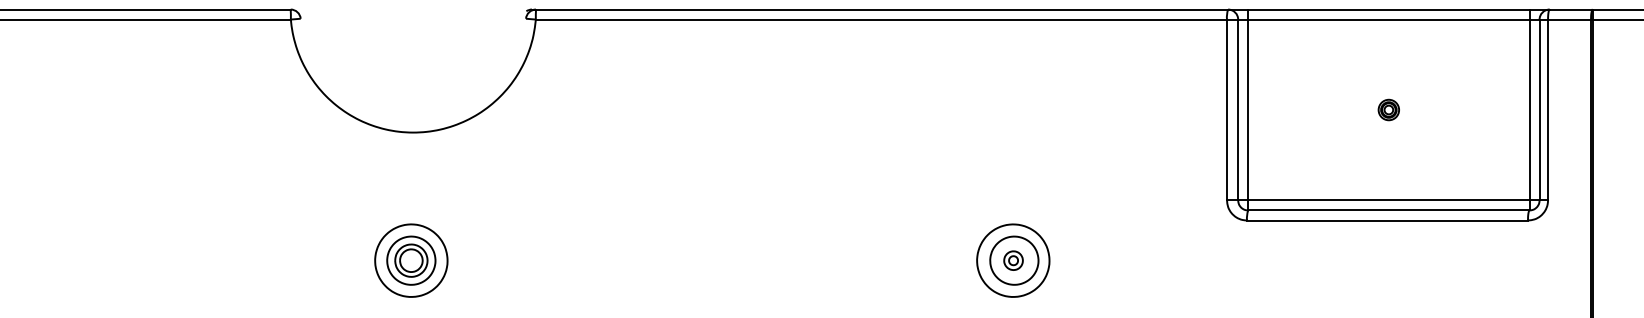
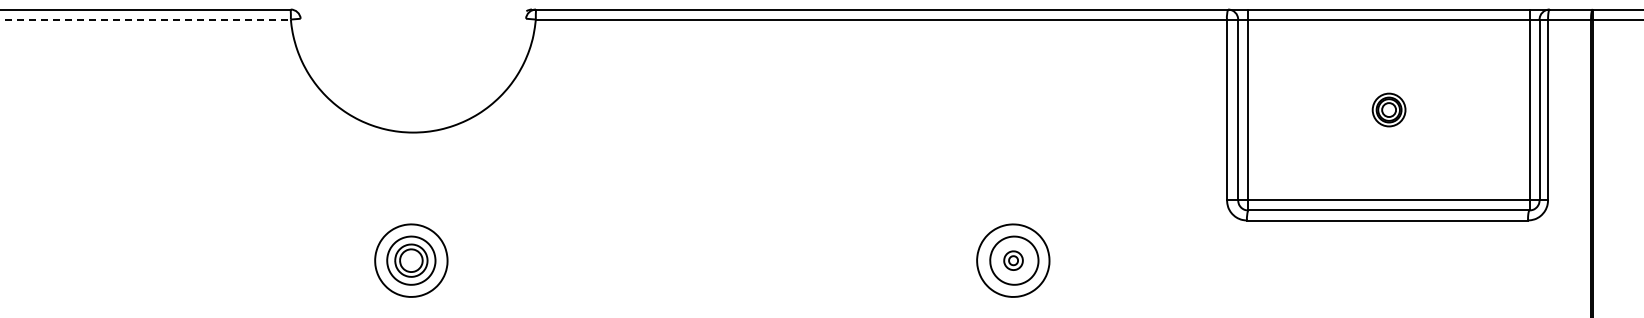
line: solid -> dashed (146, 19)
part size: 23x24 px -> 36x36 px (1388, 109)
